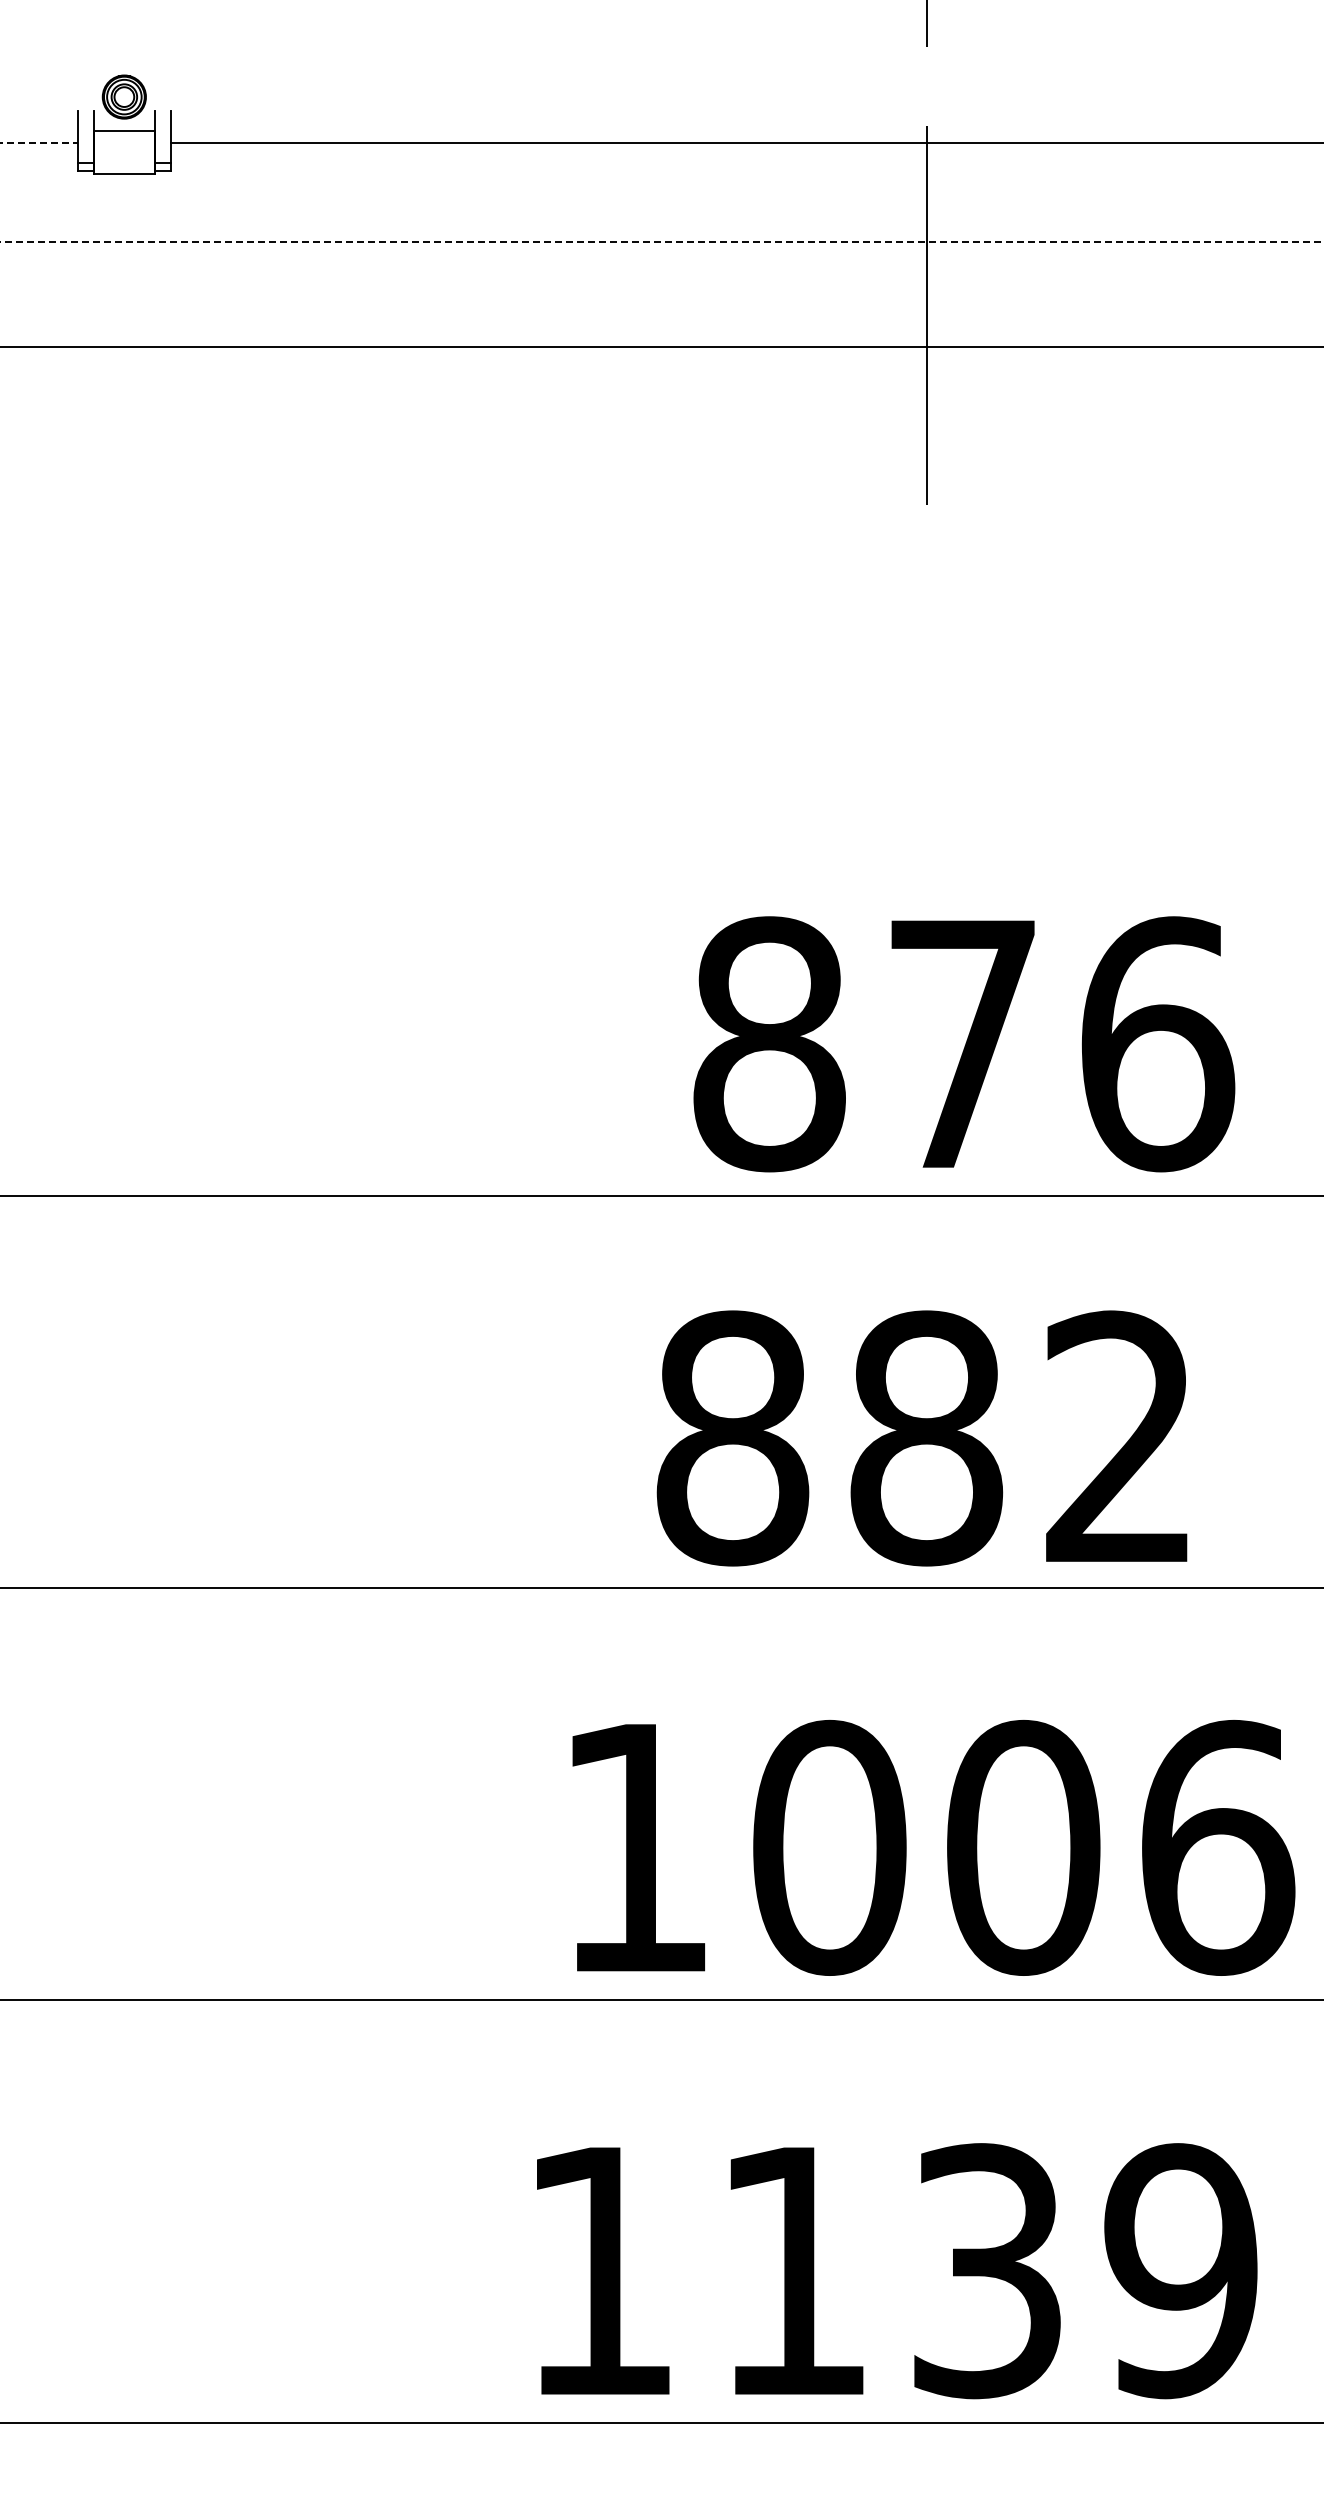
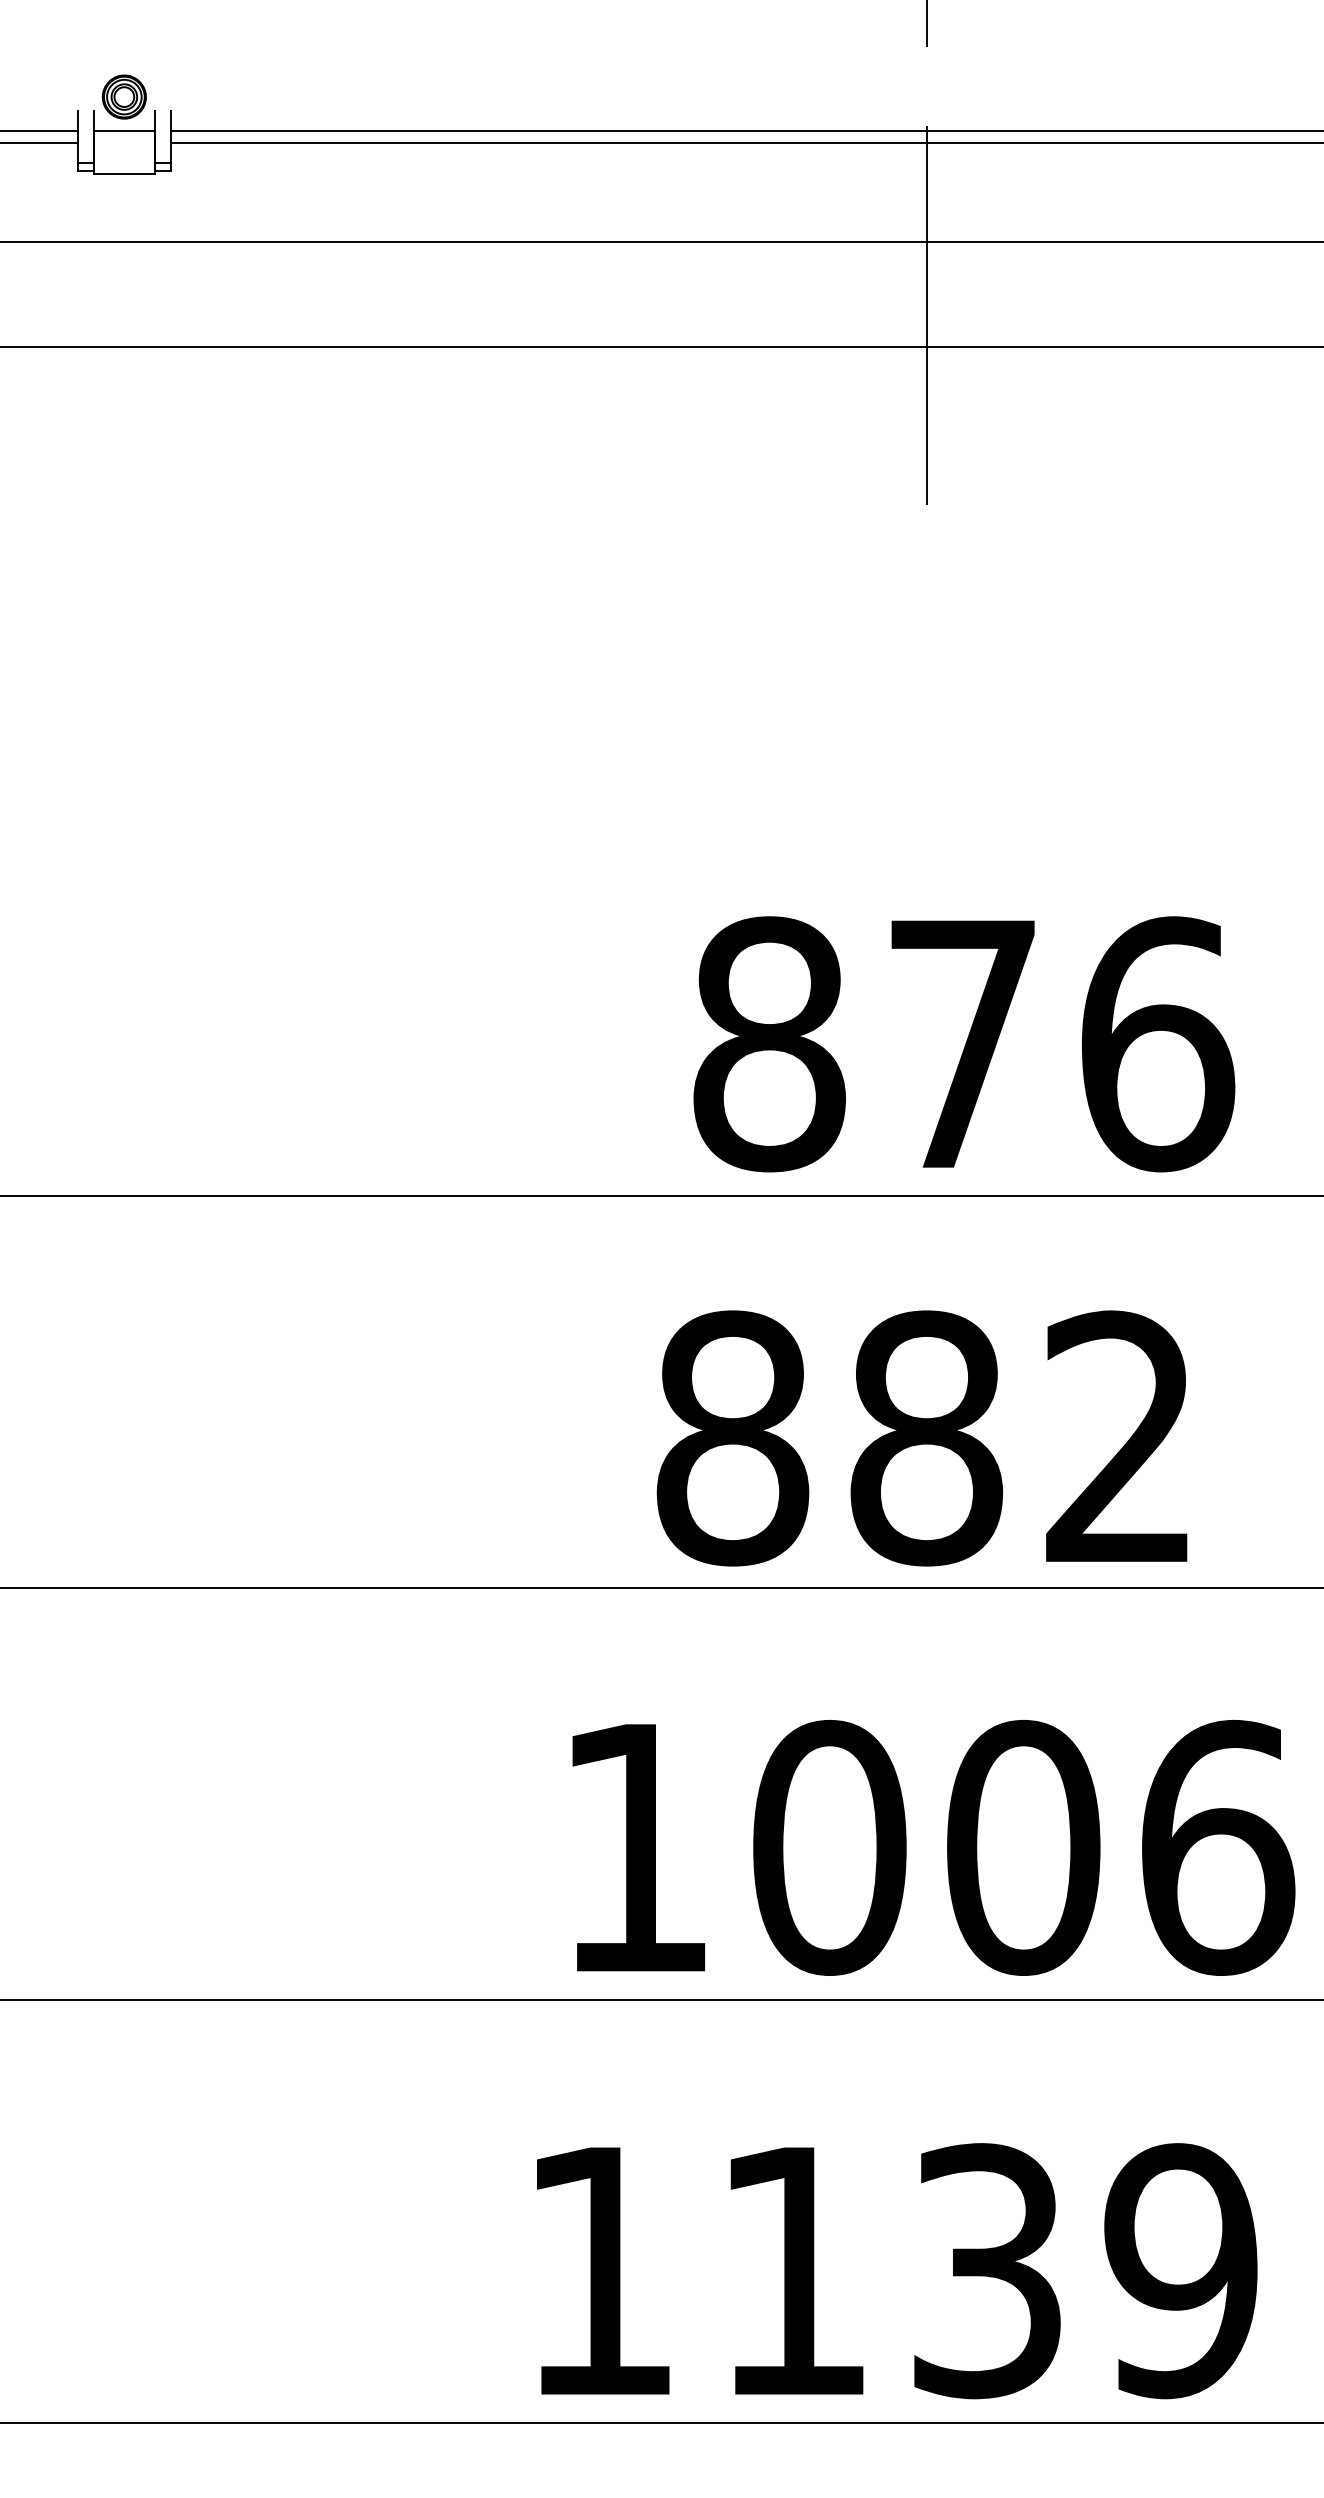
line: none -> present (40, 131)
line: none -> present (745, 131)
line: dashed -> solid (39, 143)
line: dashed -> solid (662, 242)
